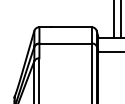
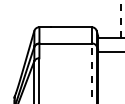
line: solid -> dashed (120, 19)
line: present -> none (113, 20)
line: solid -> dashed (91, 73)
